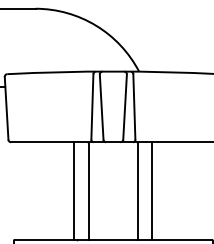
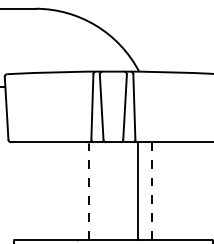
line: present -> none (74, 190)
line: solid -> dashed (88, 191)
line: solid -> dashed (152, 191)
